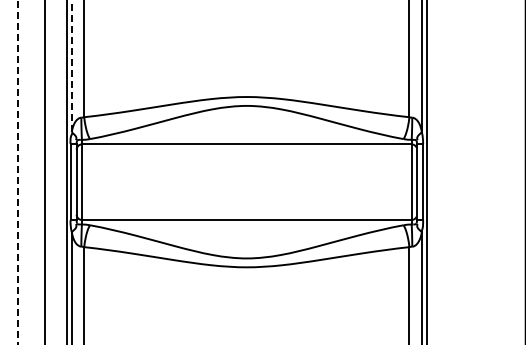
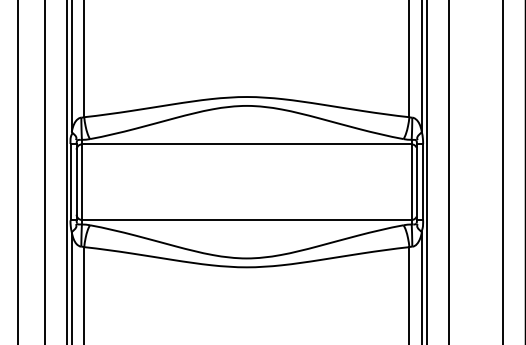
line: dashed -> solid (71, 66)
line: none -> present (448, 171)
line: none -> present (503, 171)
line: dashed -> solid (17, 172)
